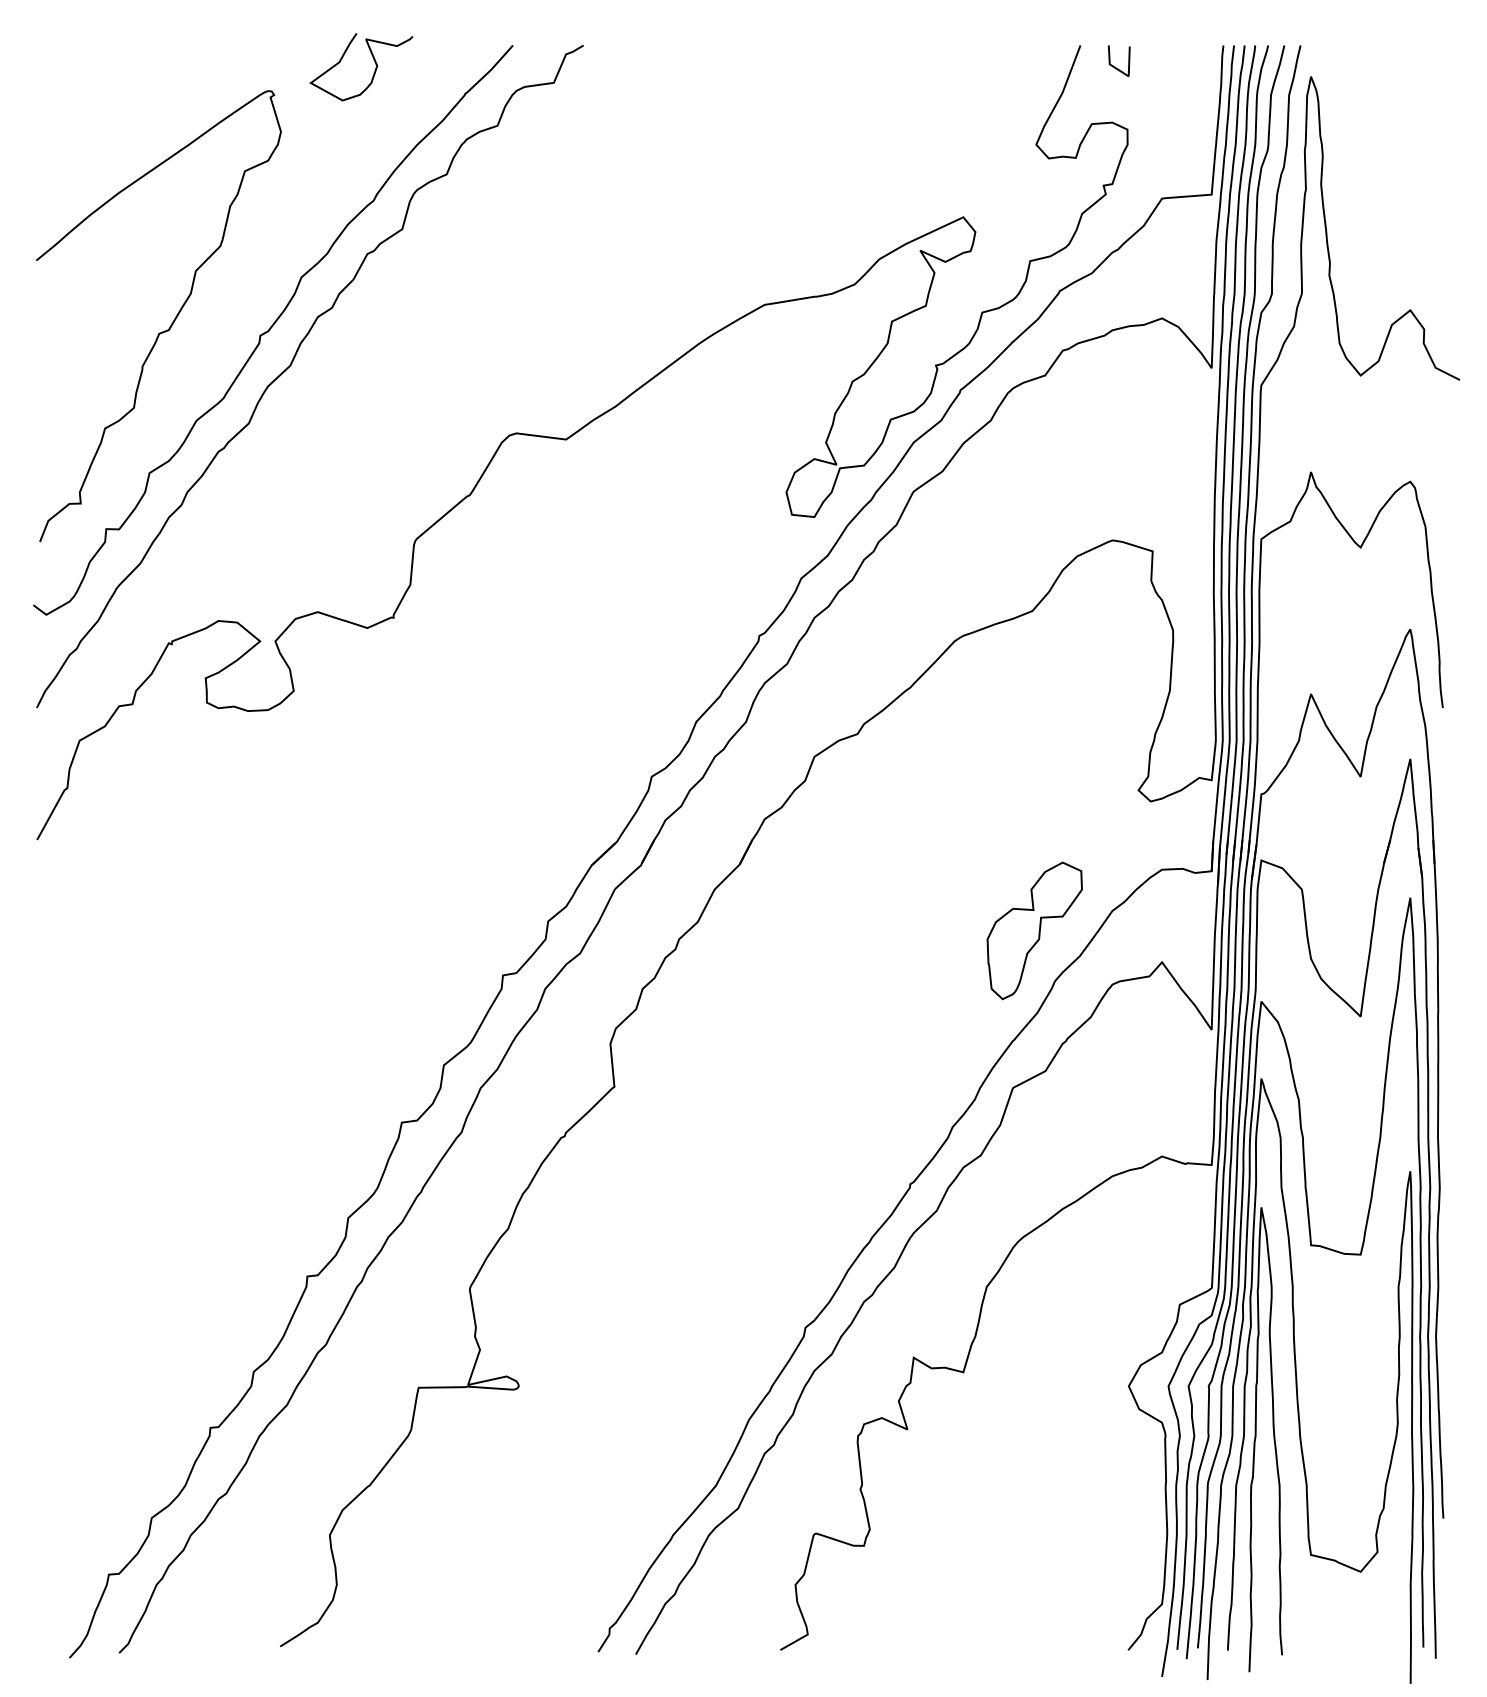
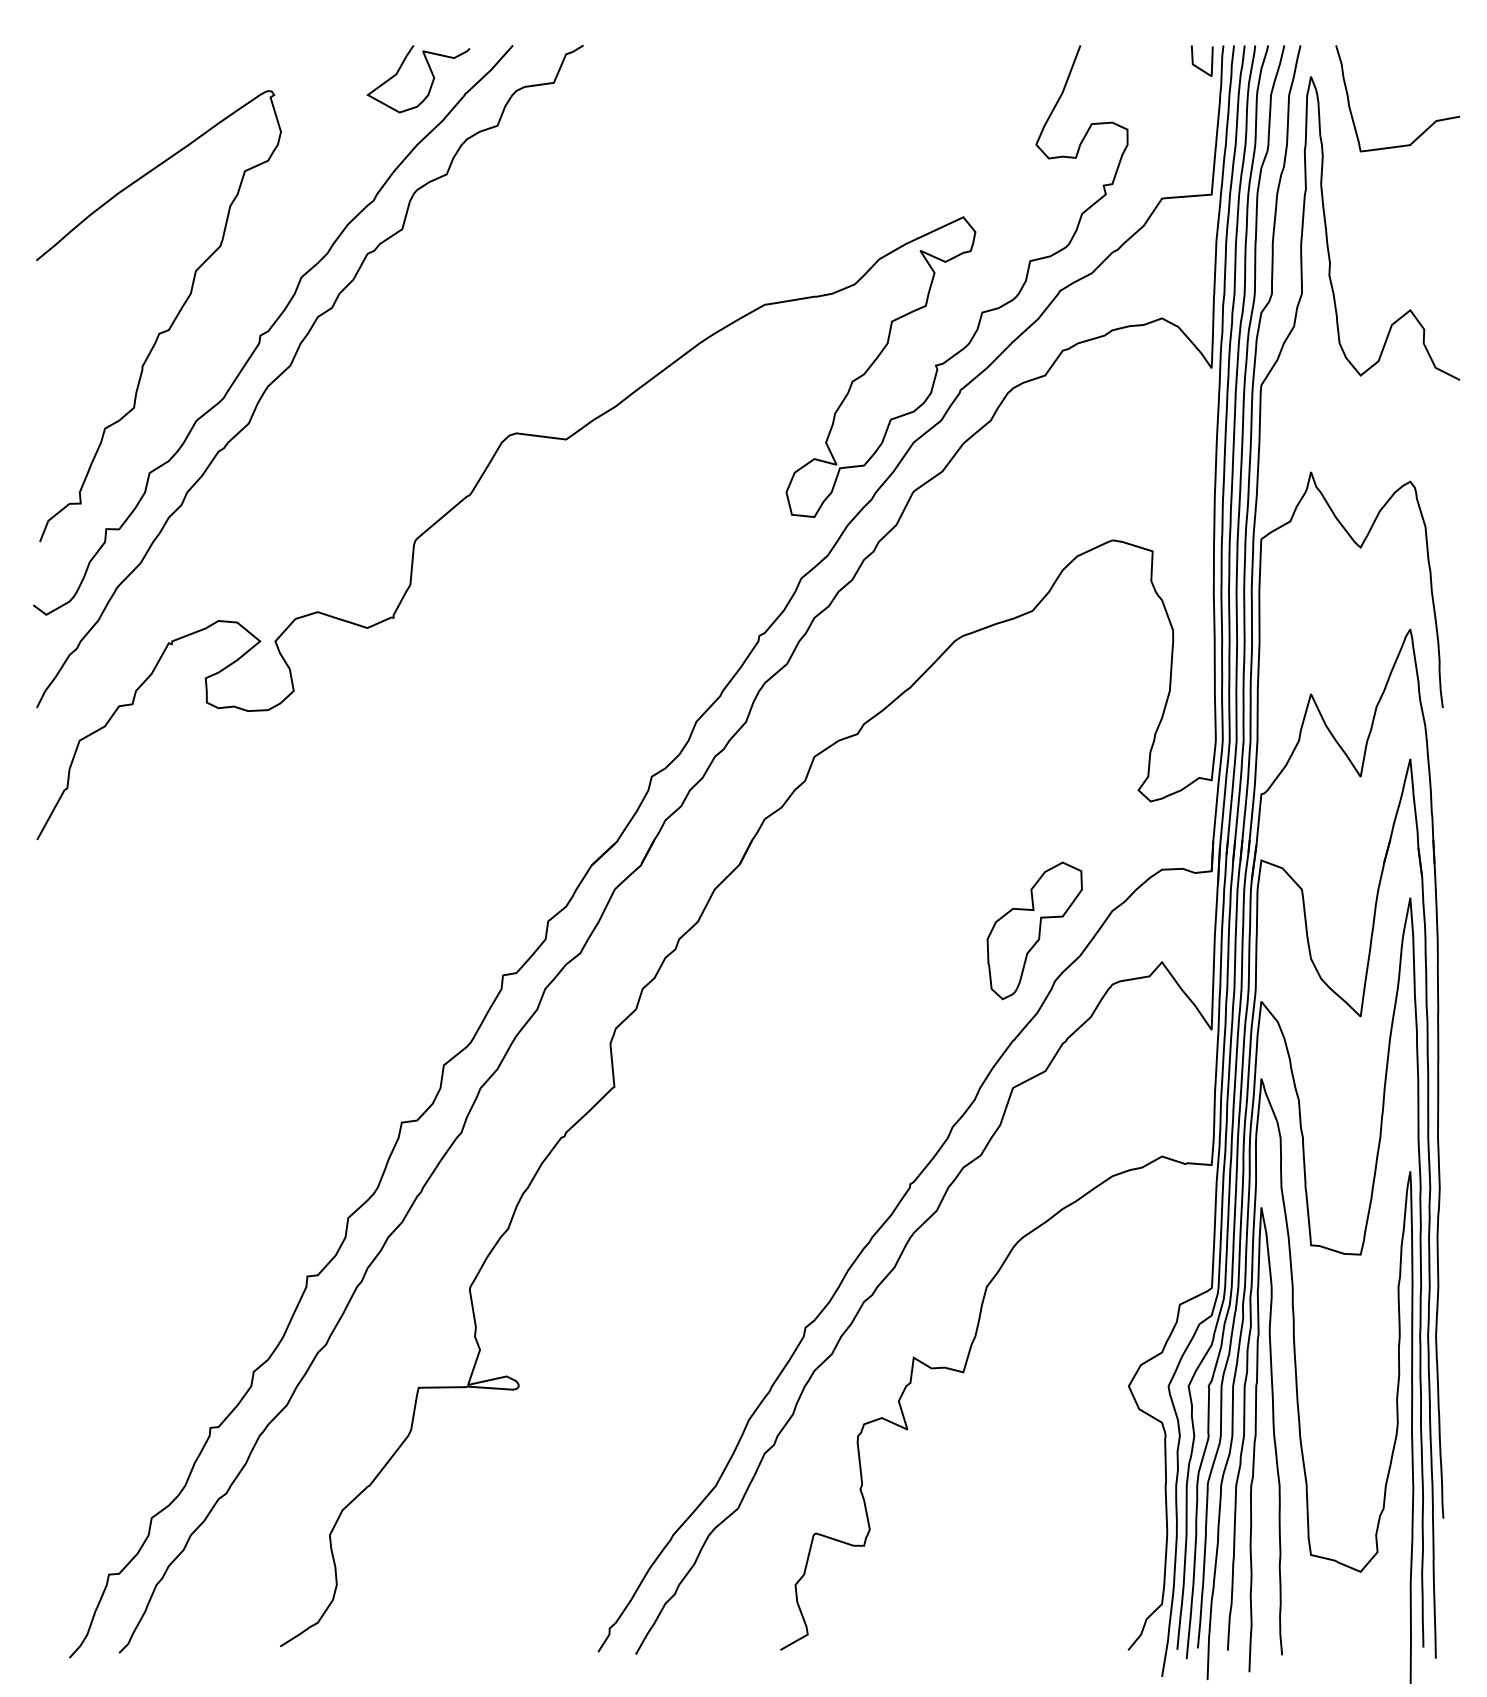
line position: (1115, 66) -> (1198, 66) (1198, 66)
curve position: (374, 70) -> (431, 82) (431, 82)
curve: none -> present (1427, 127)
